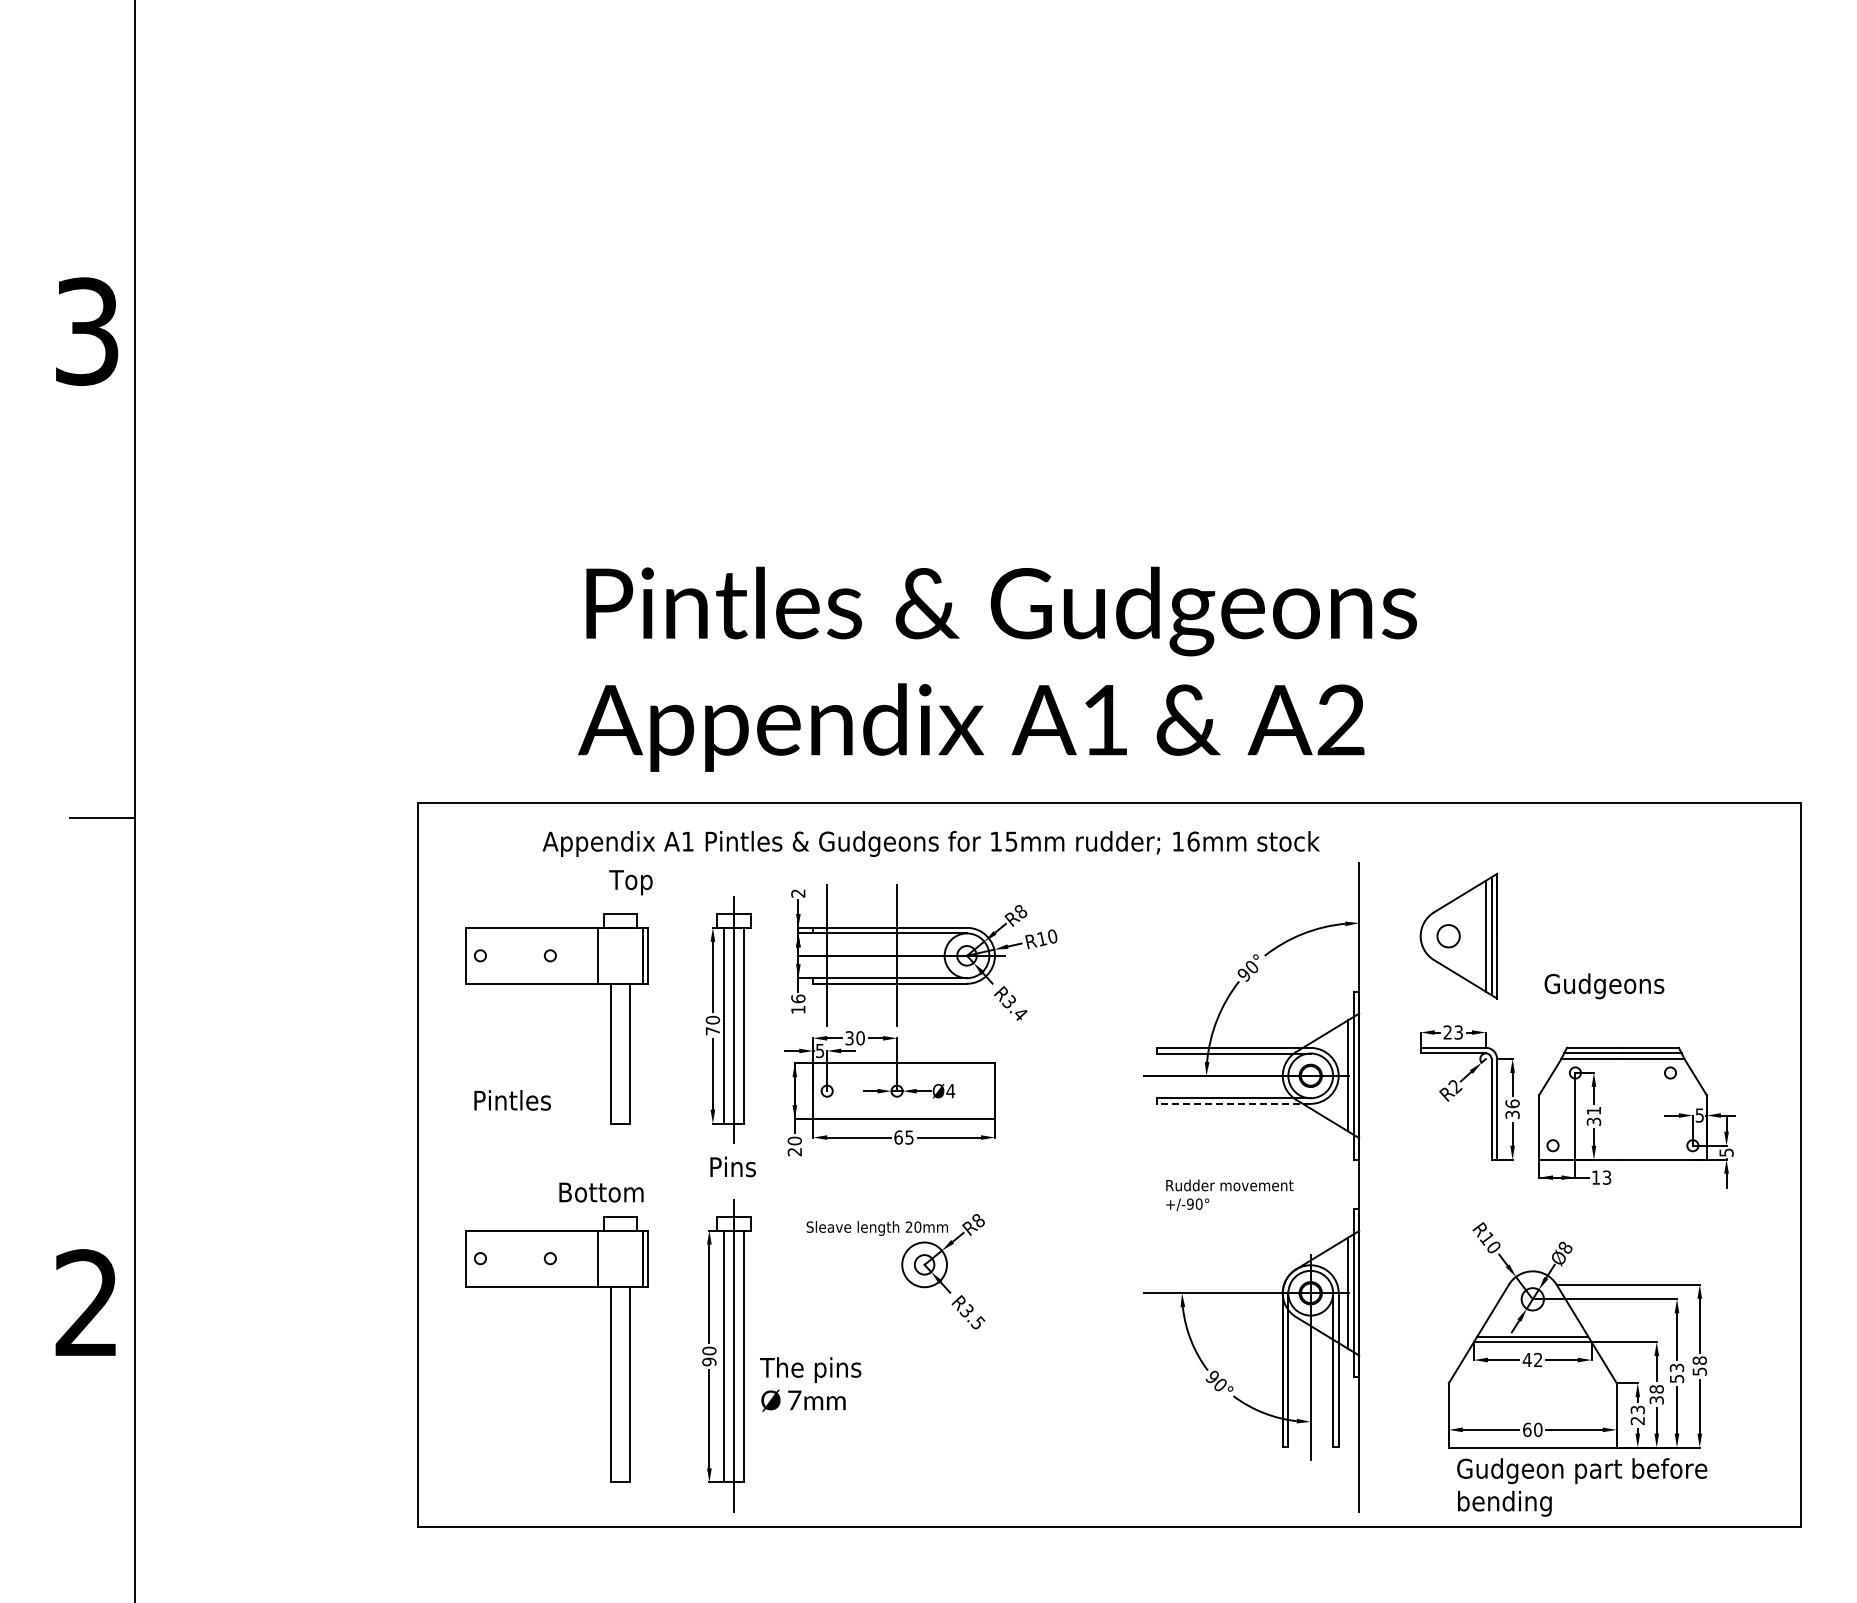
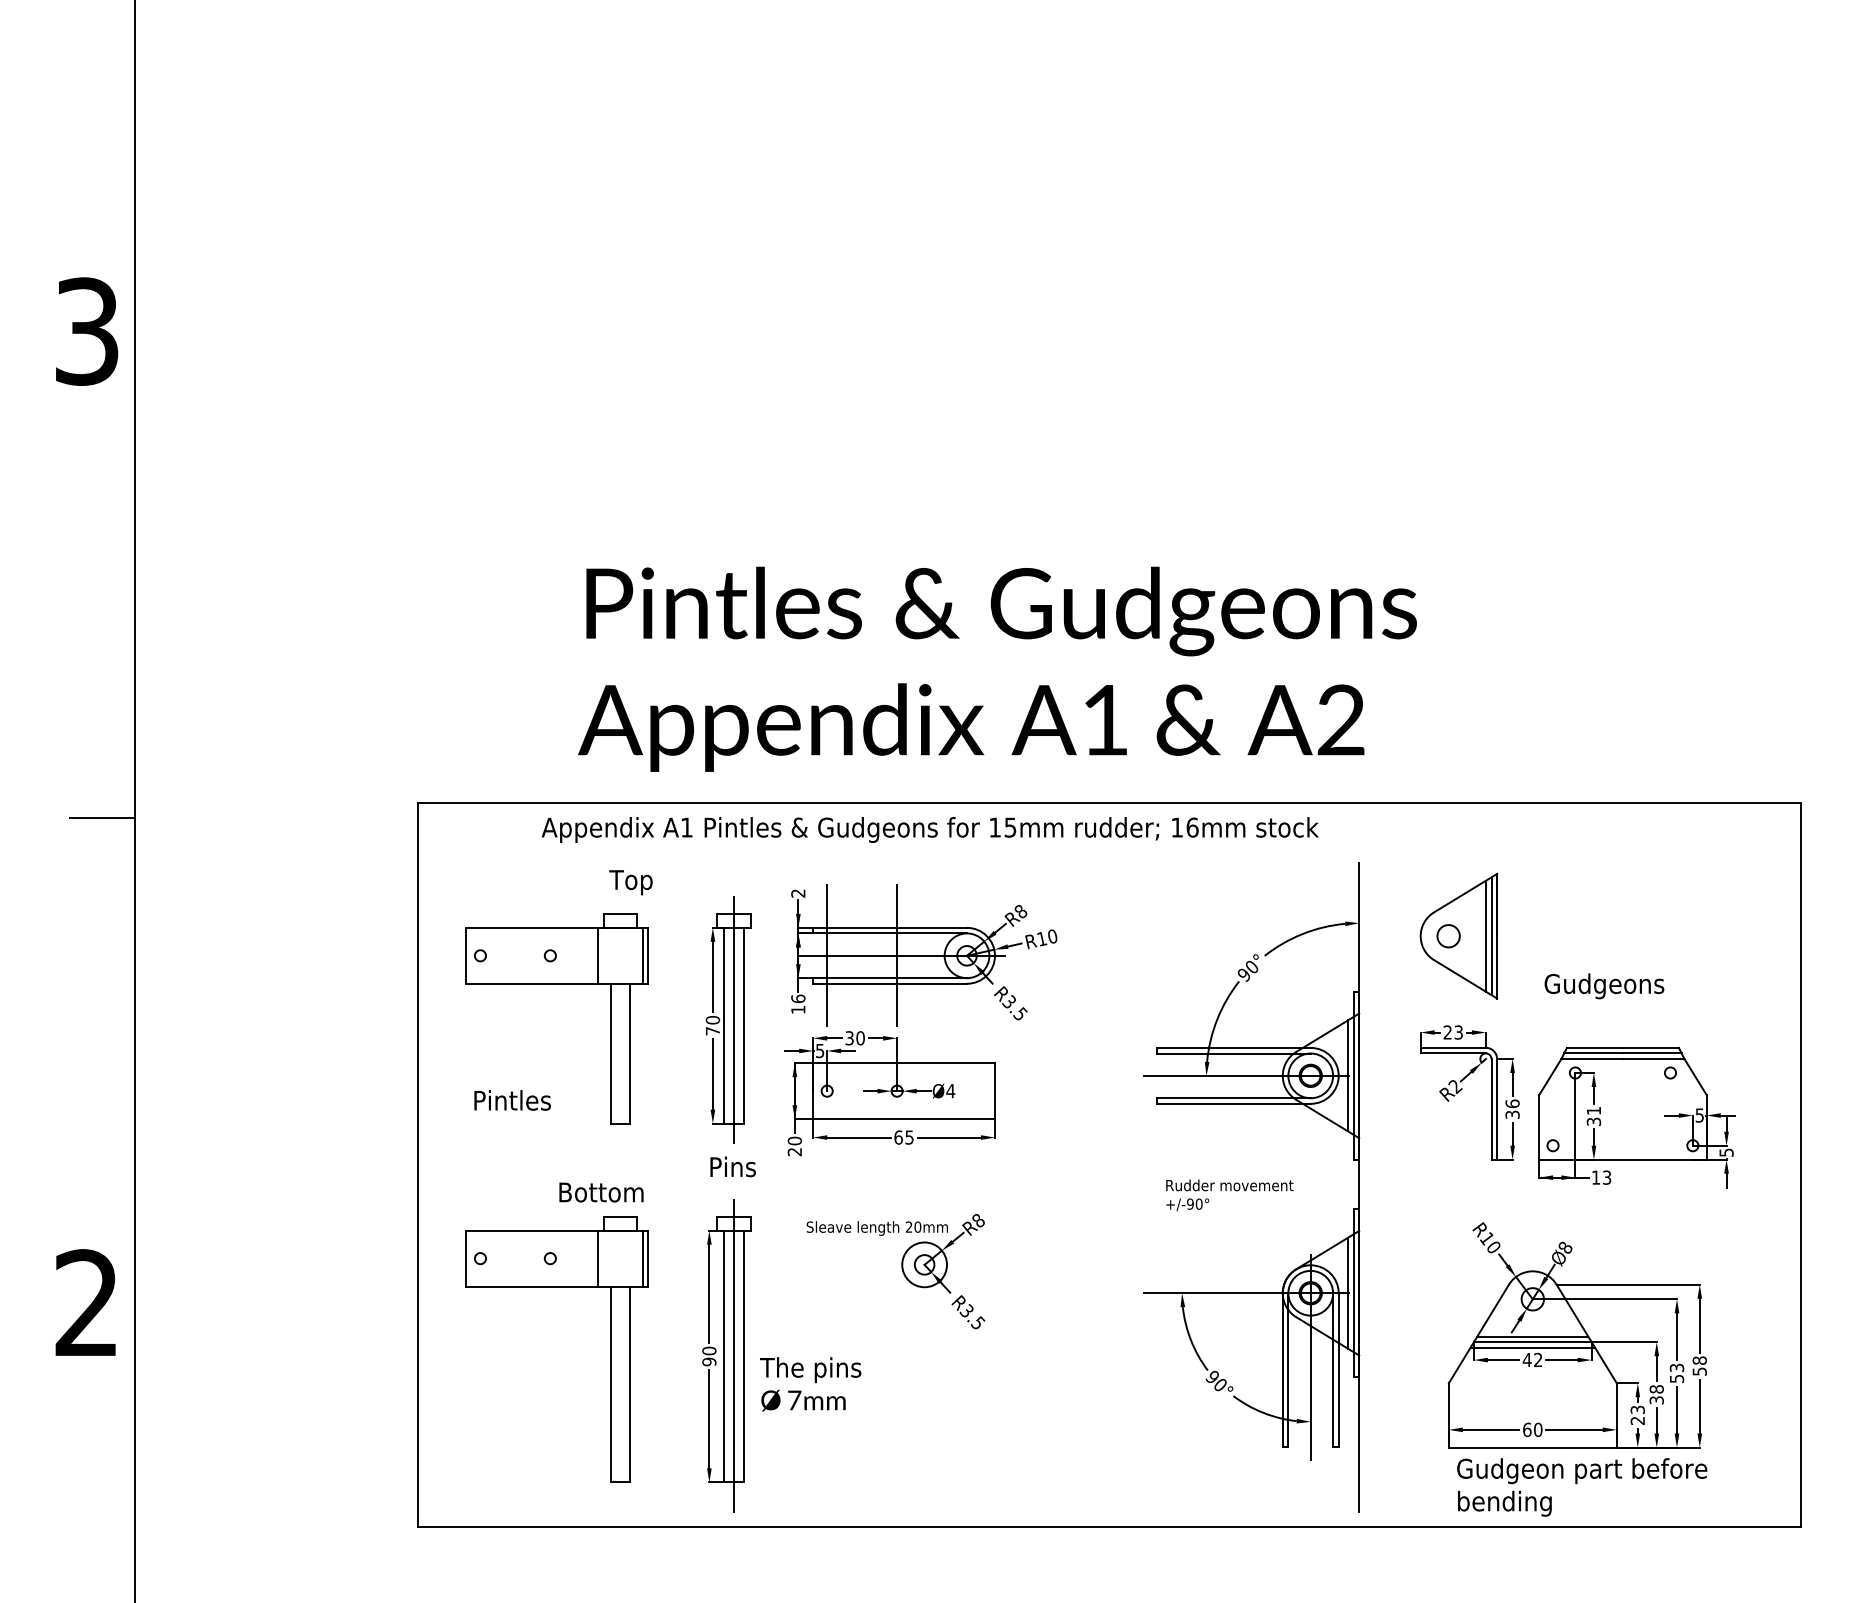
text position: (930, 843) -> (929, 829) (929, 829)
text: R3.4 -> R3.5 (1020, 1013)
line: dashed -> solid (1233, 1103)
line: none -> present (1532, 1347)
